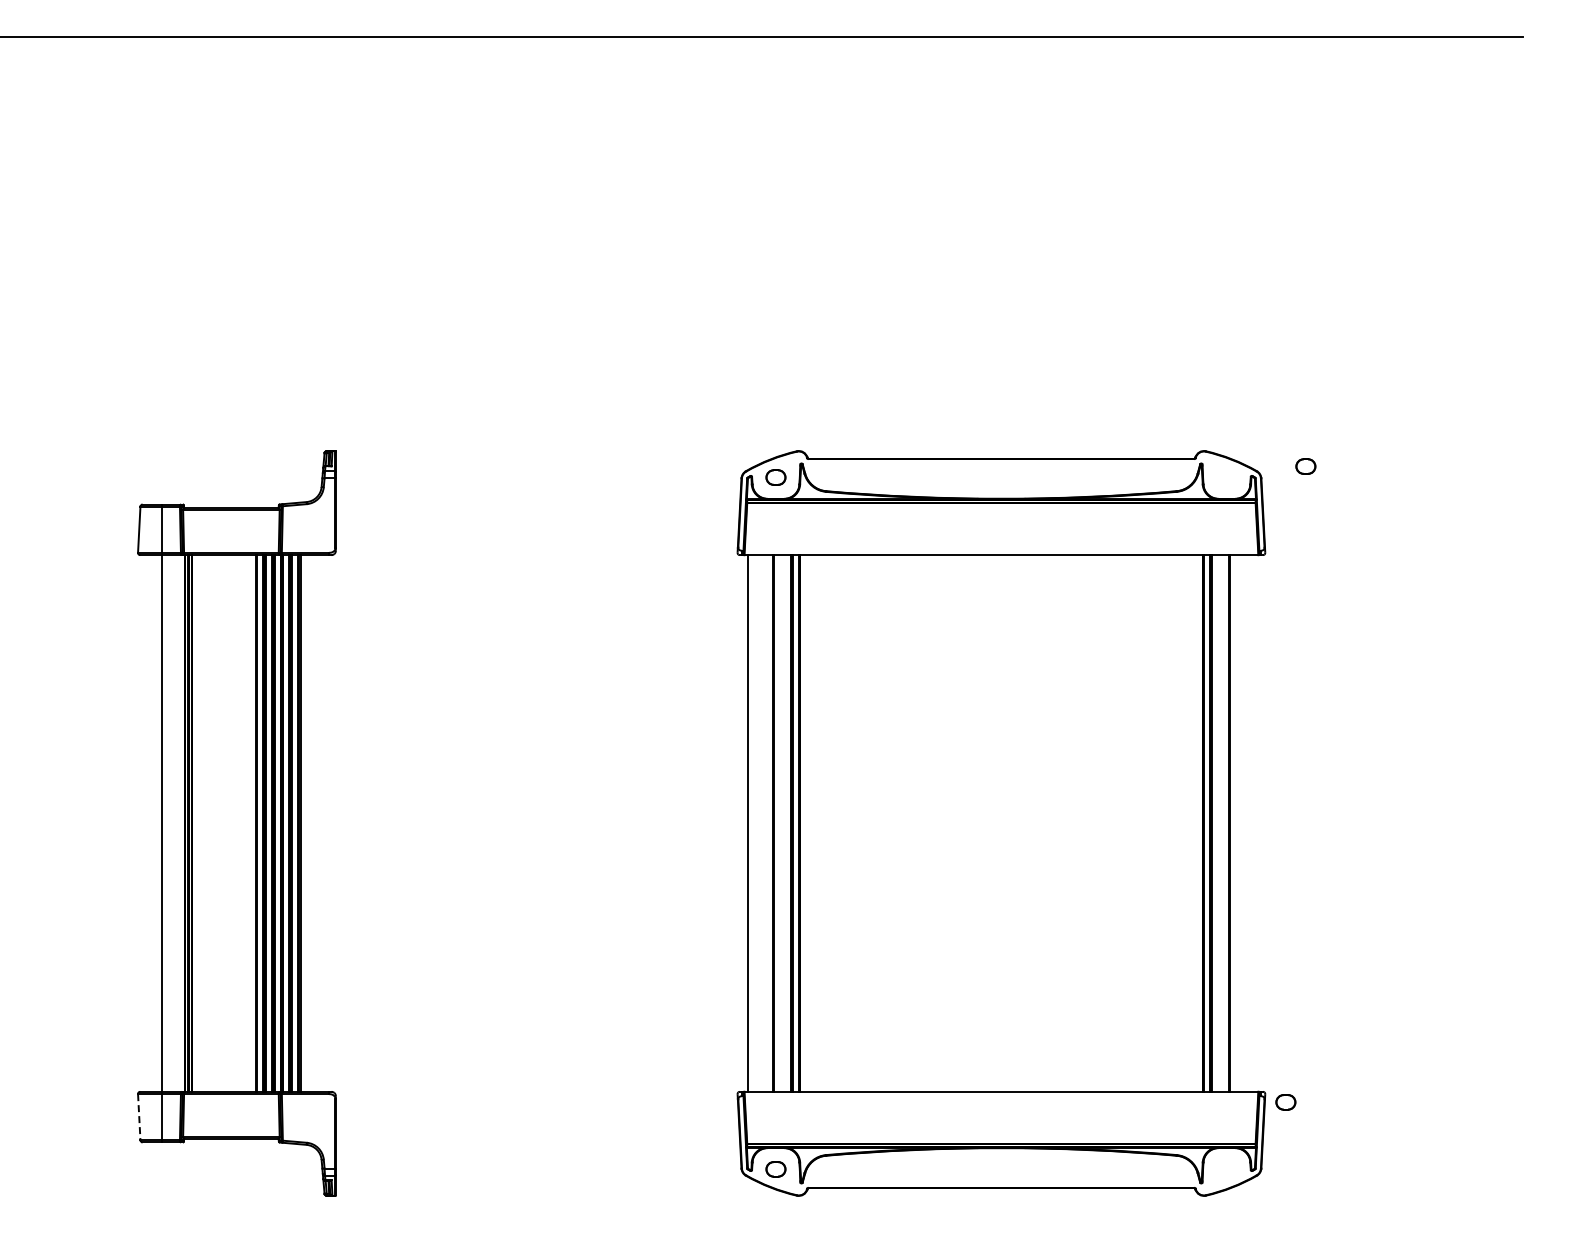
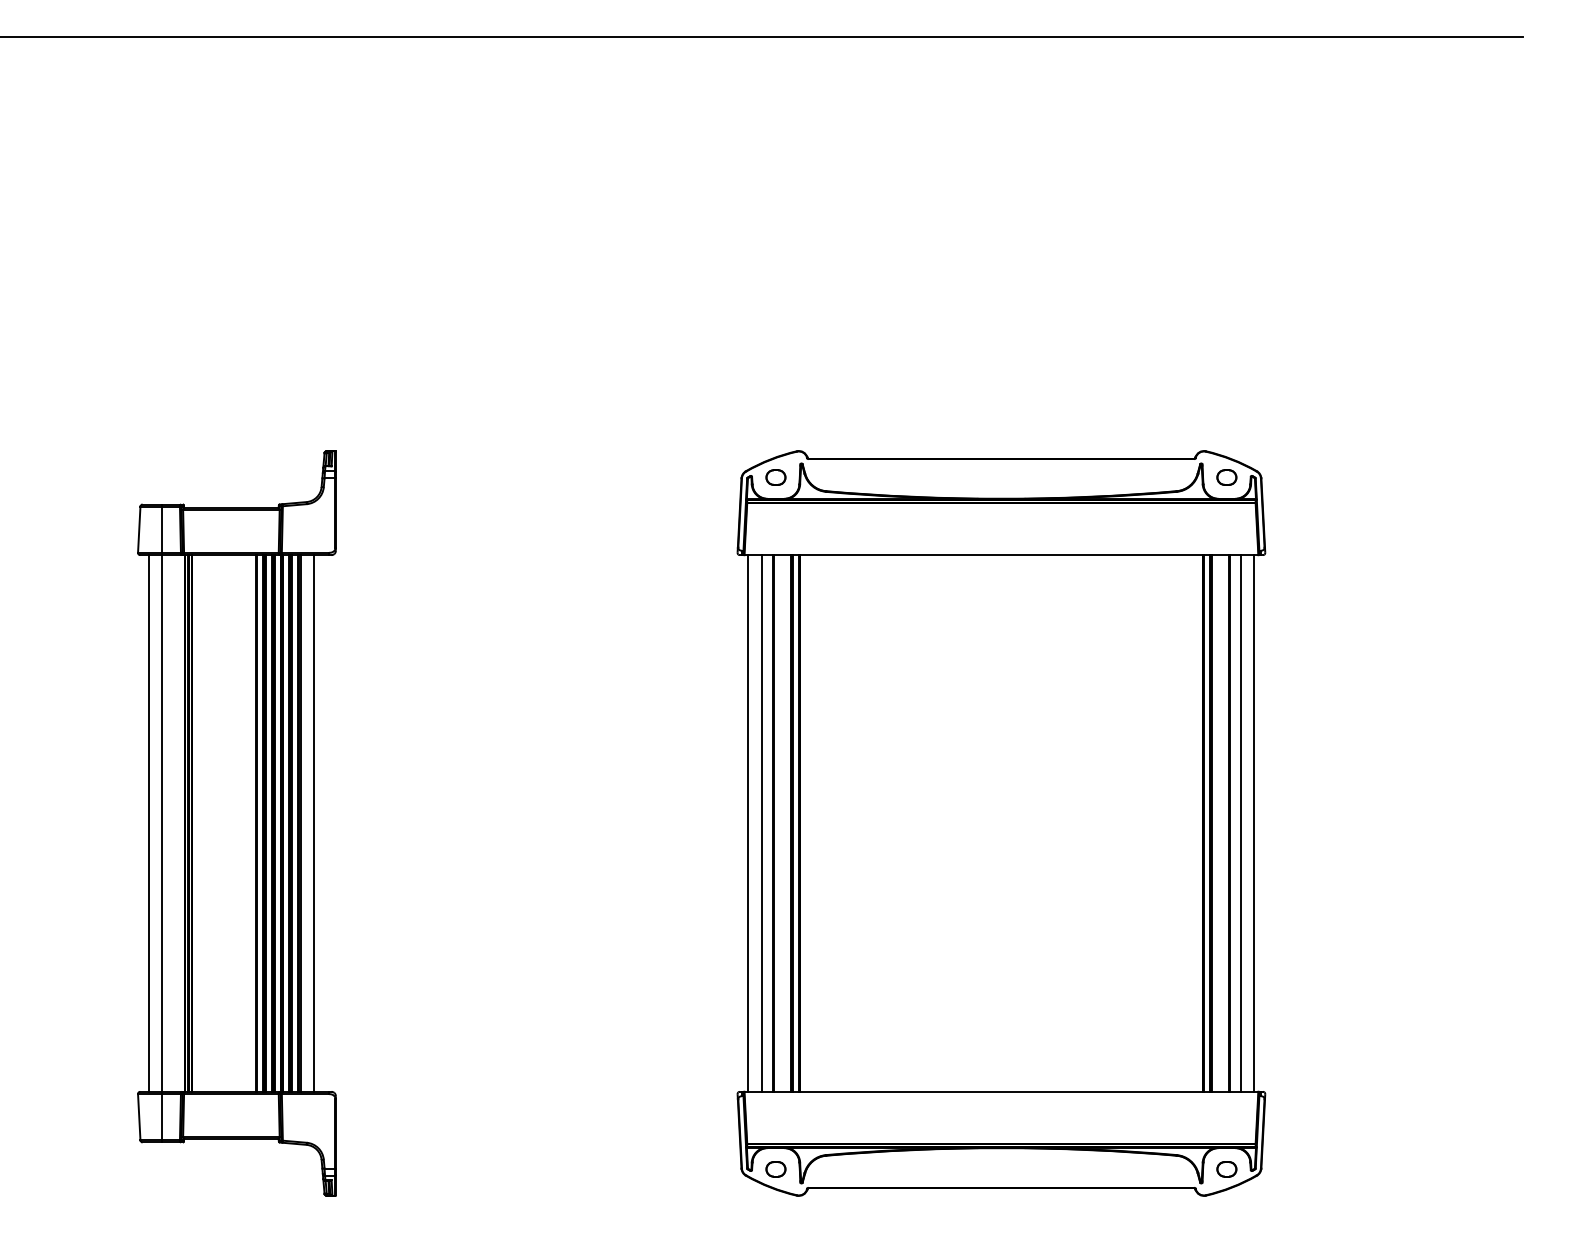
part position: (1305, 466) -> (1226, 477) (1226, 477)
line: none -> present (148, 823)
line: none -> present (313, 823)
line: none -> present (761, 823)
line: none -> present (1241, 823)
line: none -> present (1254, 823)
part position: (1285, 1102) -> (1226, 1169) (1226, 1169)
line: dashed -> solid (139, 1117)
